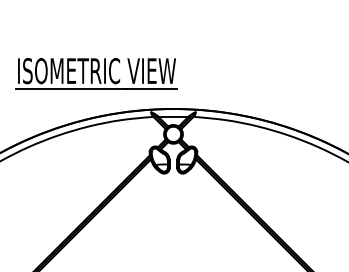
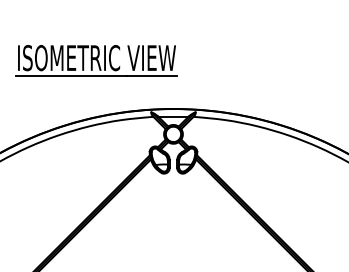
part position: (96, 73) -> (96, 60) (96, 60)
